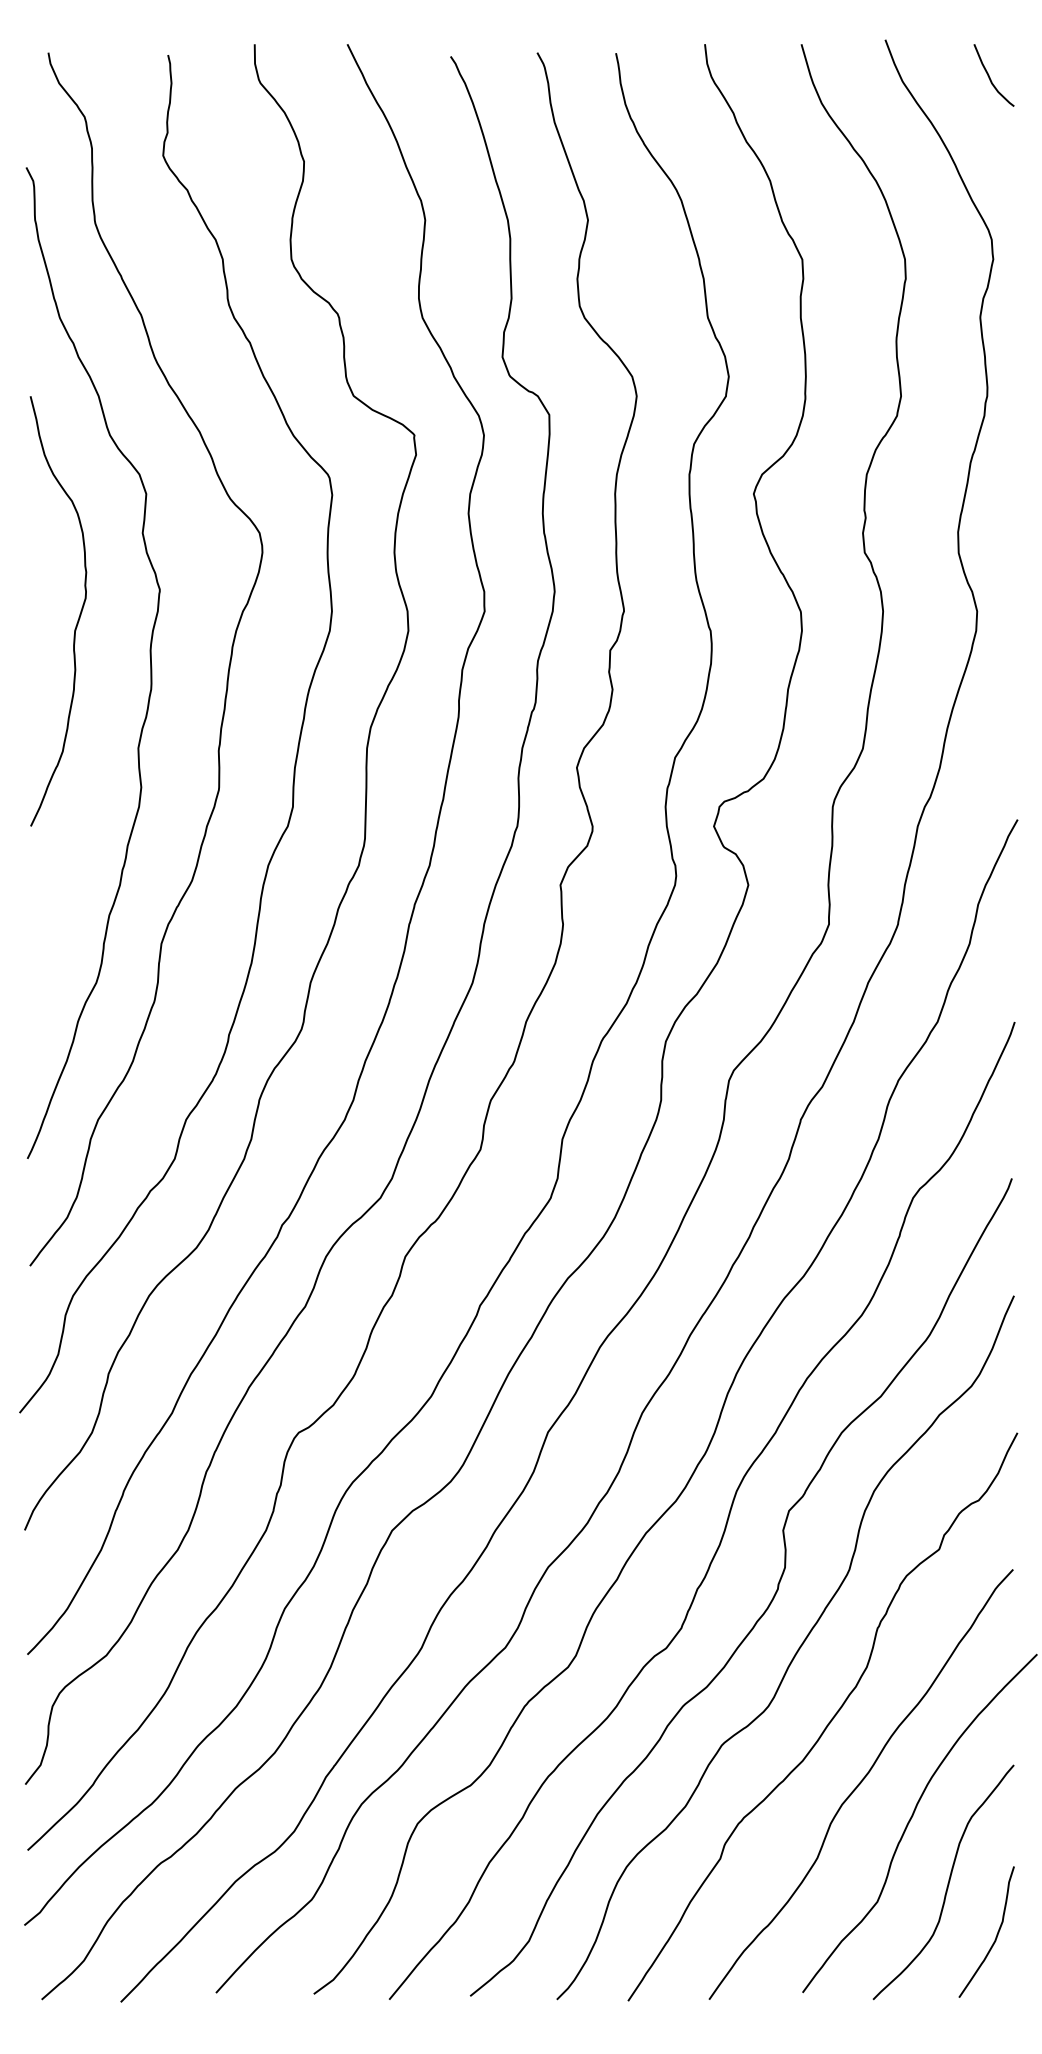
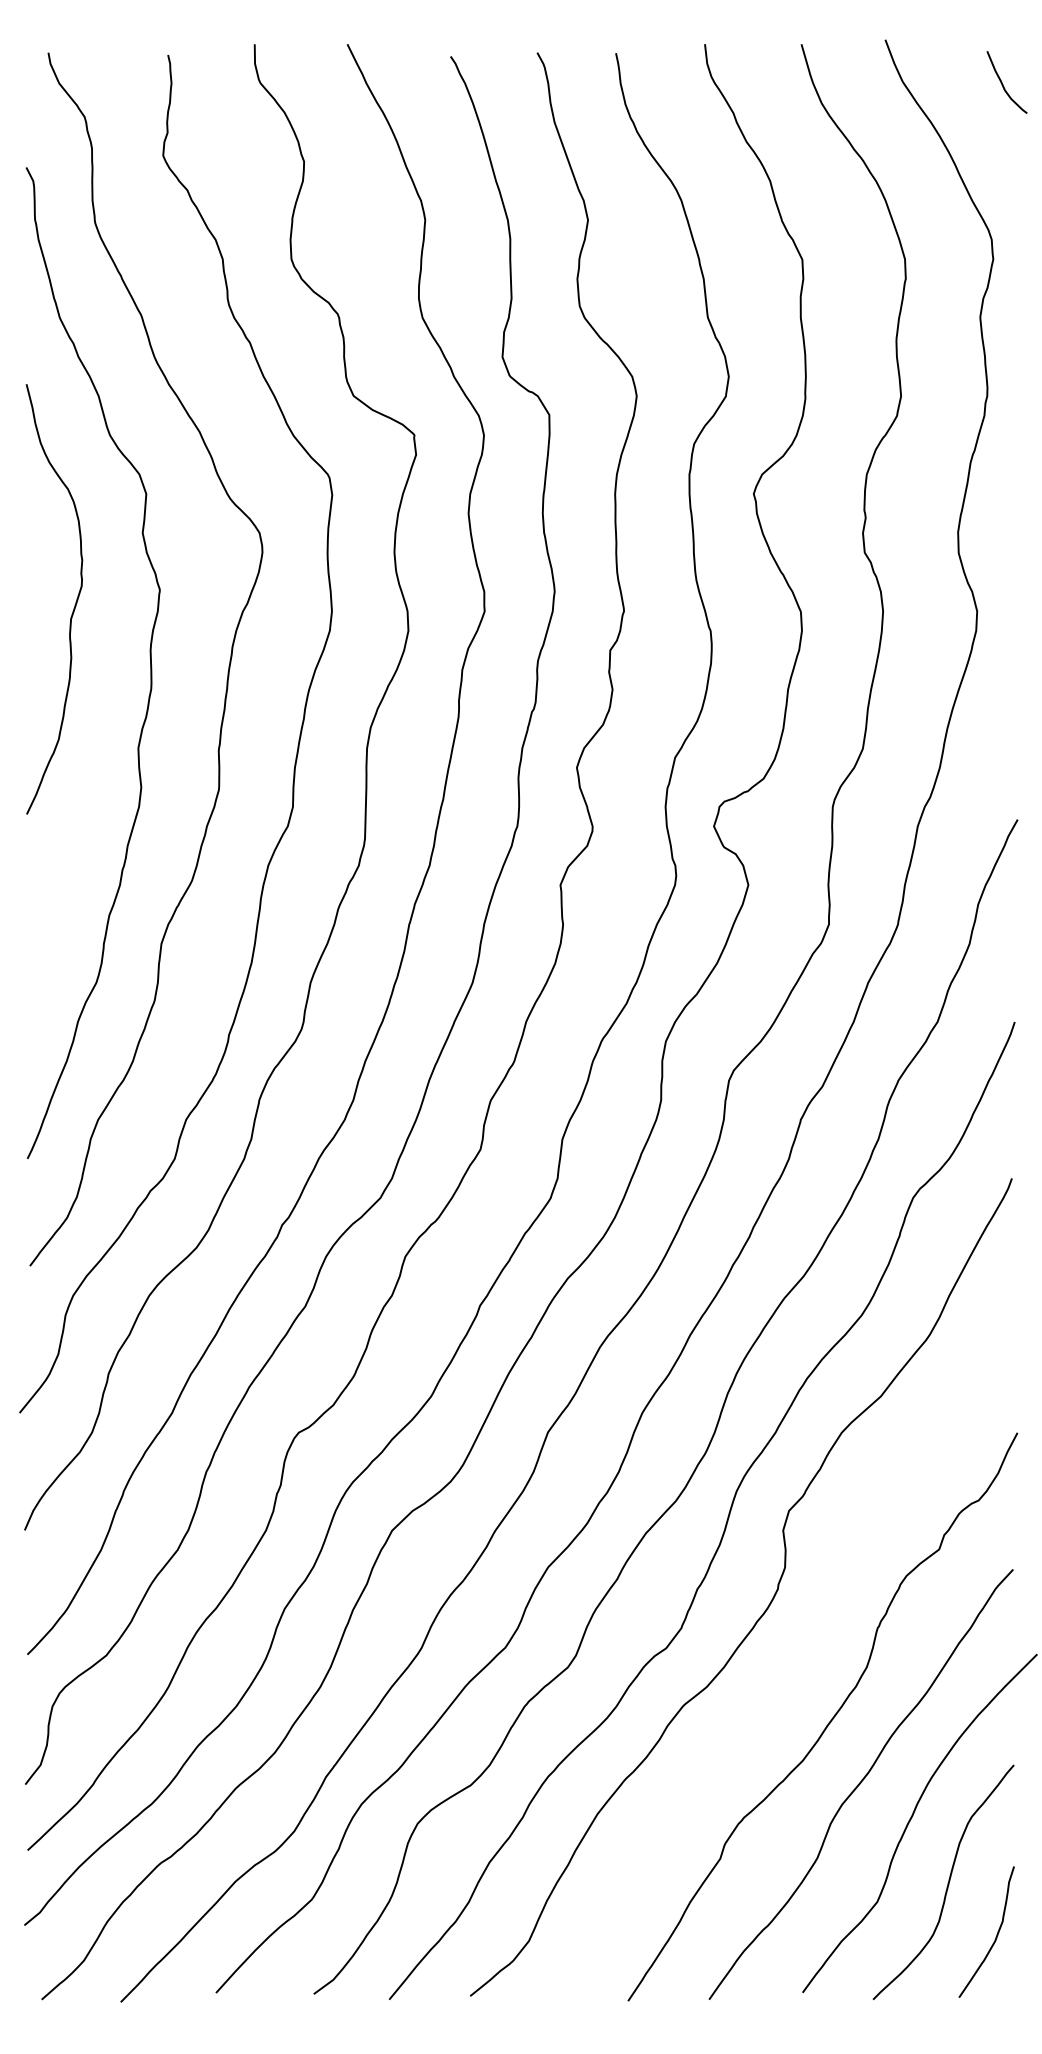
curve position: (990, 77) -> (1003, 84) (1003, 84)
curve position: (78, 617) -> (74, 605) (74, 605)
curve: present -> none (795, 1652)
